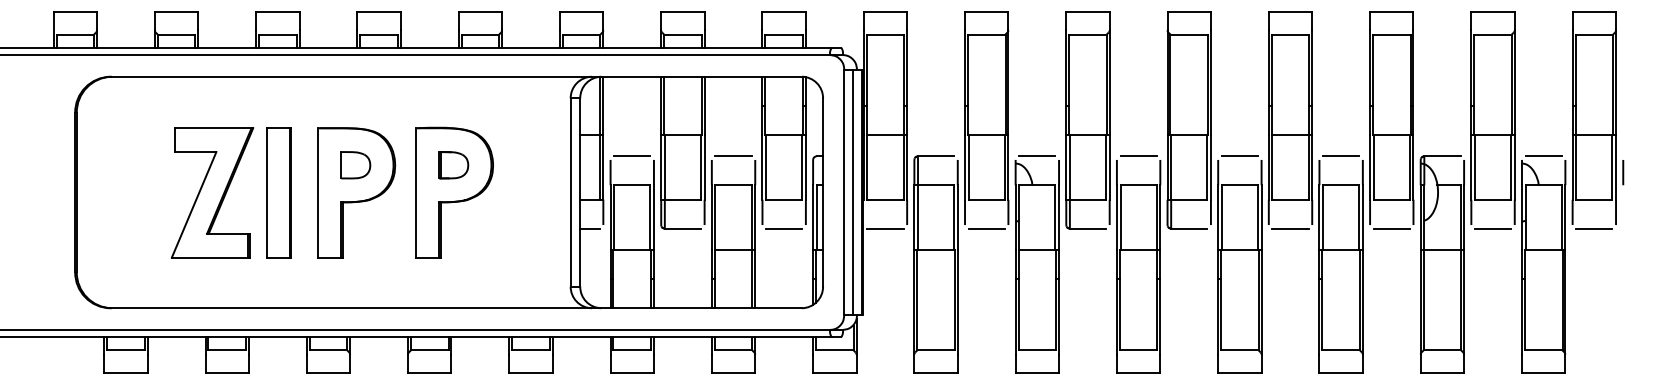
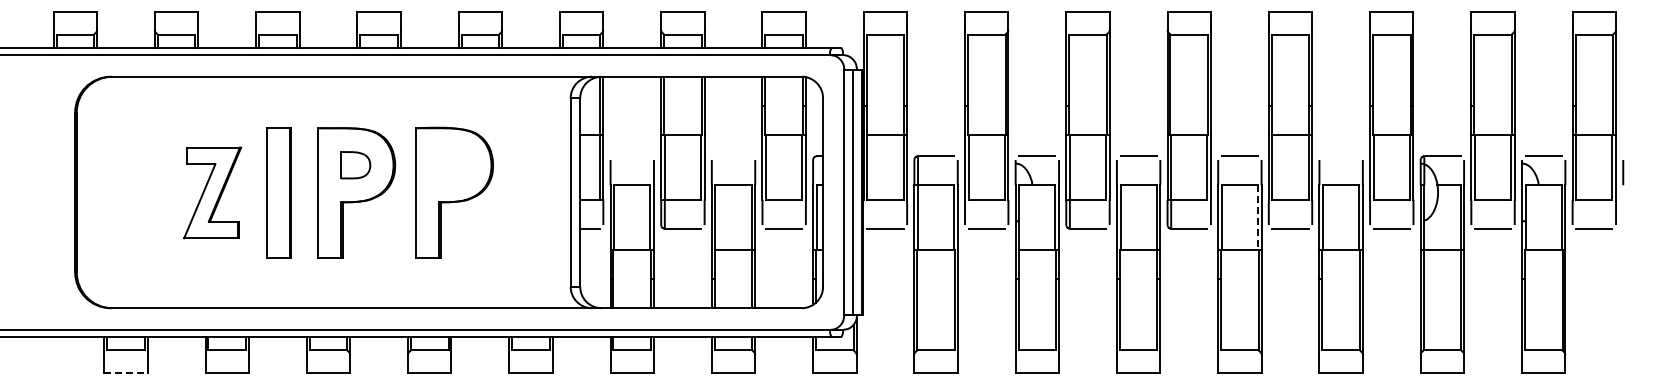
line: present -> none (632, 156)
line: present -> none (733, 156)
line: present -> none (1341, 156)
part: present -> none (453, 165)
part size: 84x132 px -> 60x94 px (212, 192)
line: solid -> dashed (1257, 217)
line: solid -> dashed (125, 373)
